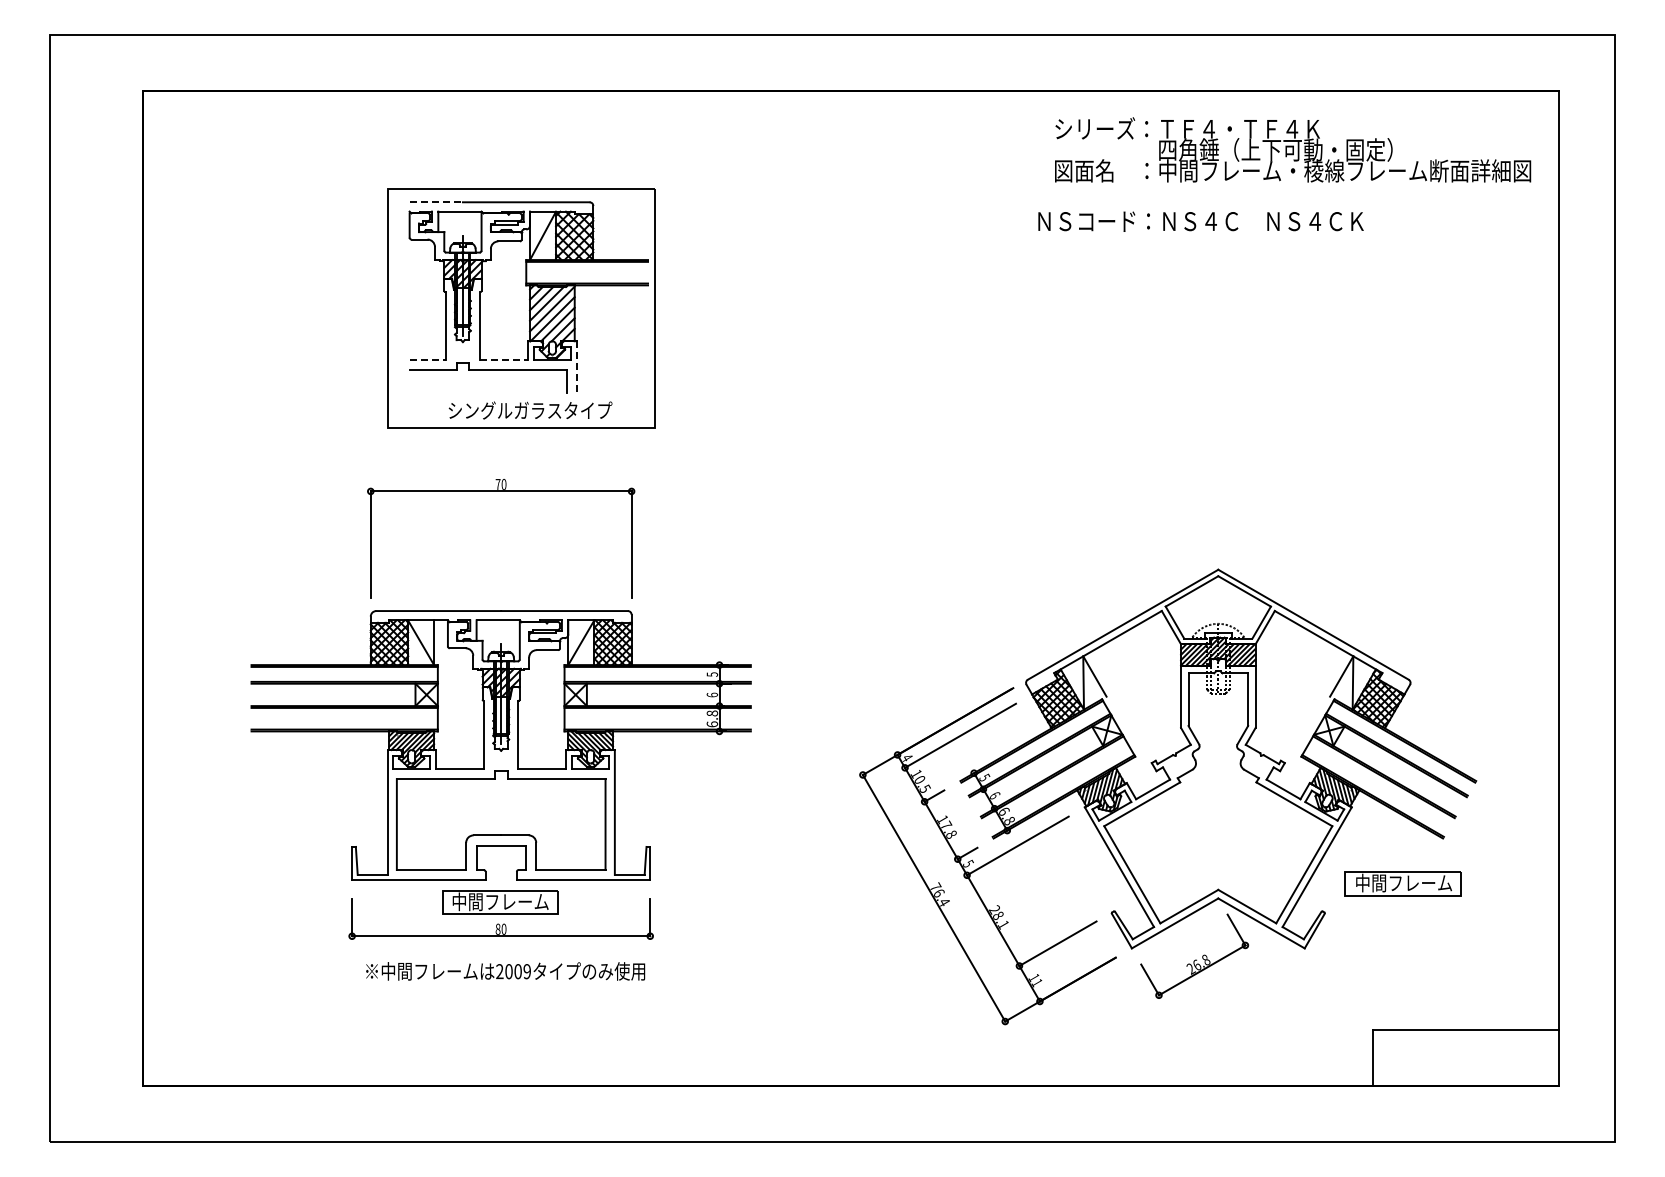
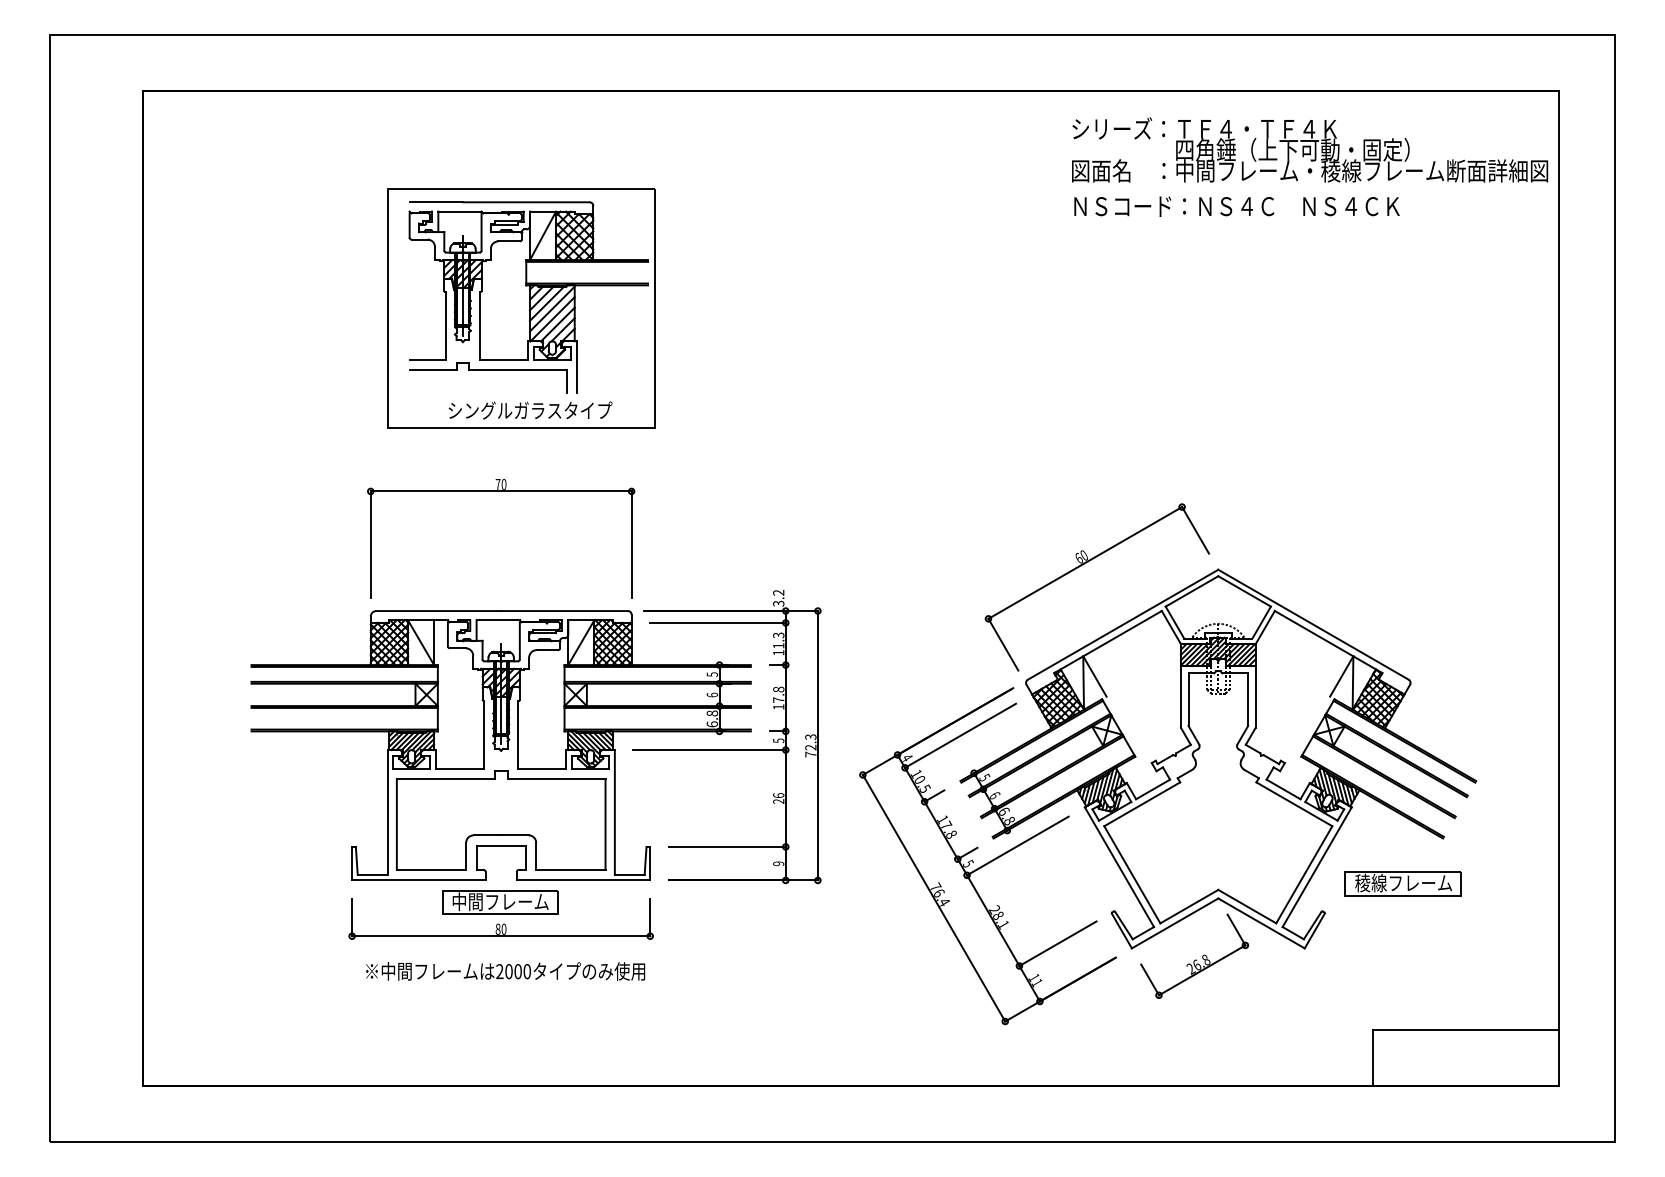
text position: (1293, 149) -> (1310, 149) (1310, 149)
line: dashed -> solid (436, 202)
text position: (1200, 221) -> (1236, 206) (1236, 206)
line: dashed -> solid (428, 359)
line: dashed -> solid (504, 359)
line: dashed -> solid (576, 367)
part: none -> present (1083, 565)
part: none -> present (726, 749)
text: 中間フレーム -> 稜線フレーム (1370, 882)
text: 2009 -> 2000 (526, 971)
